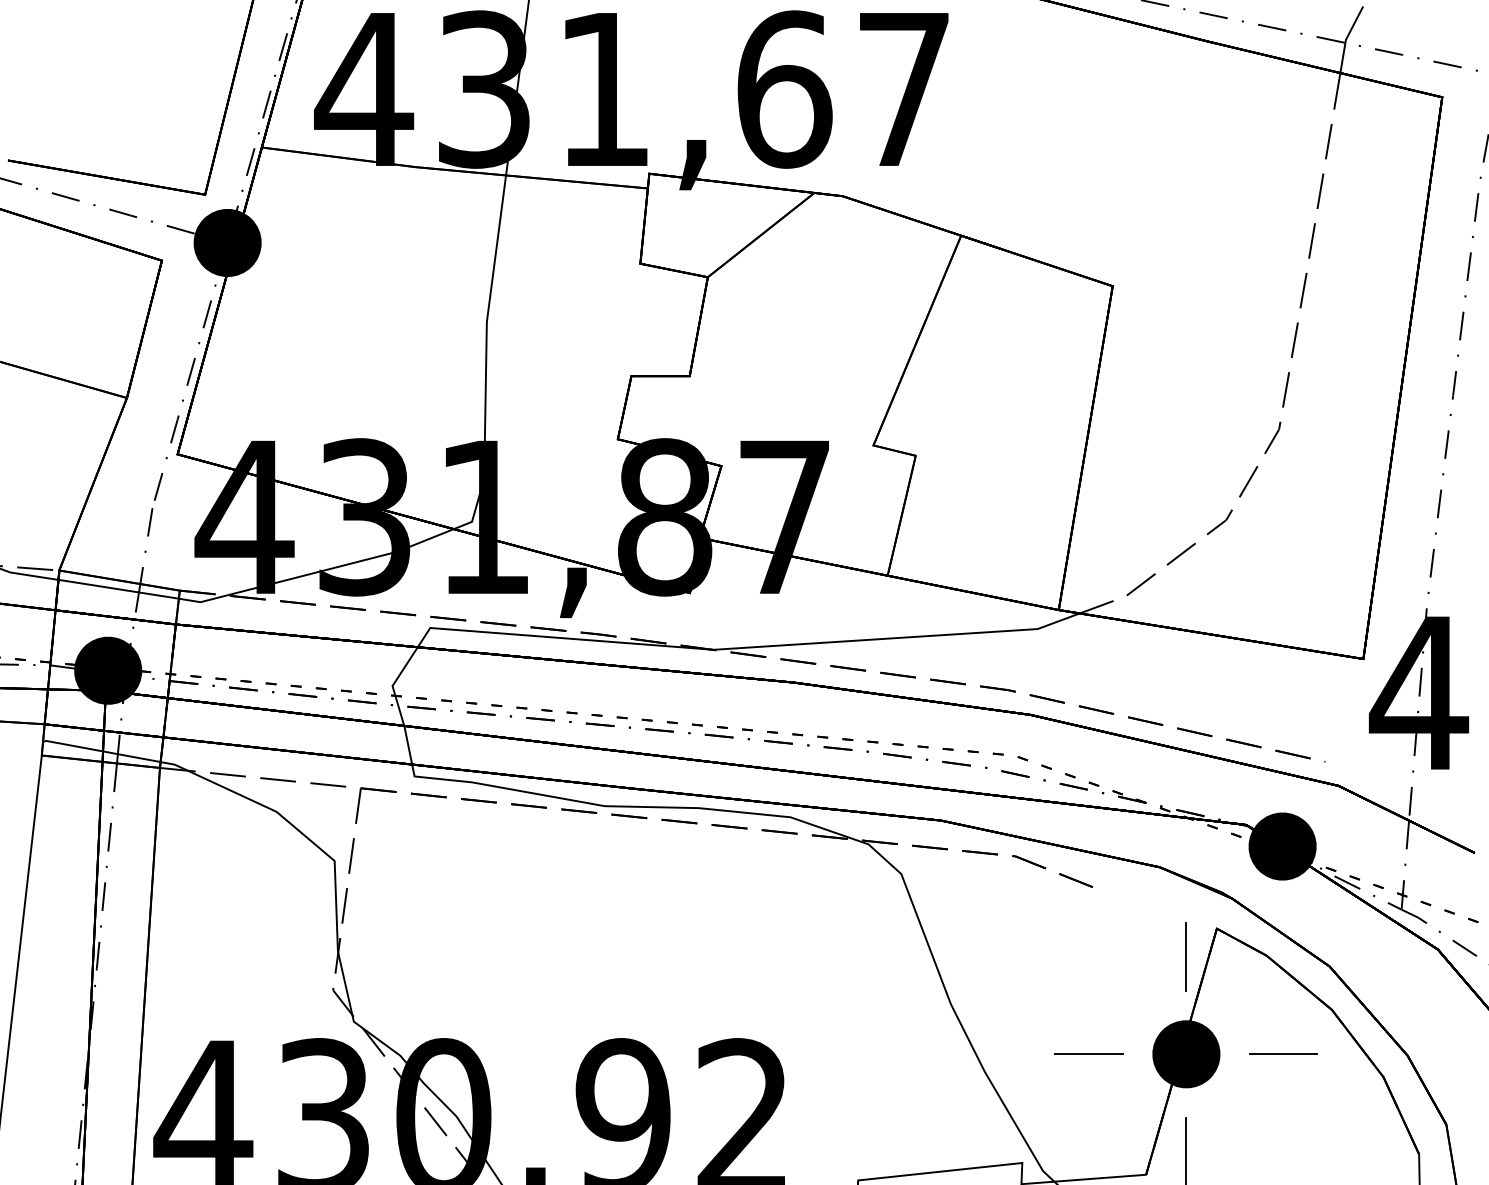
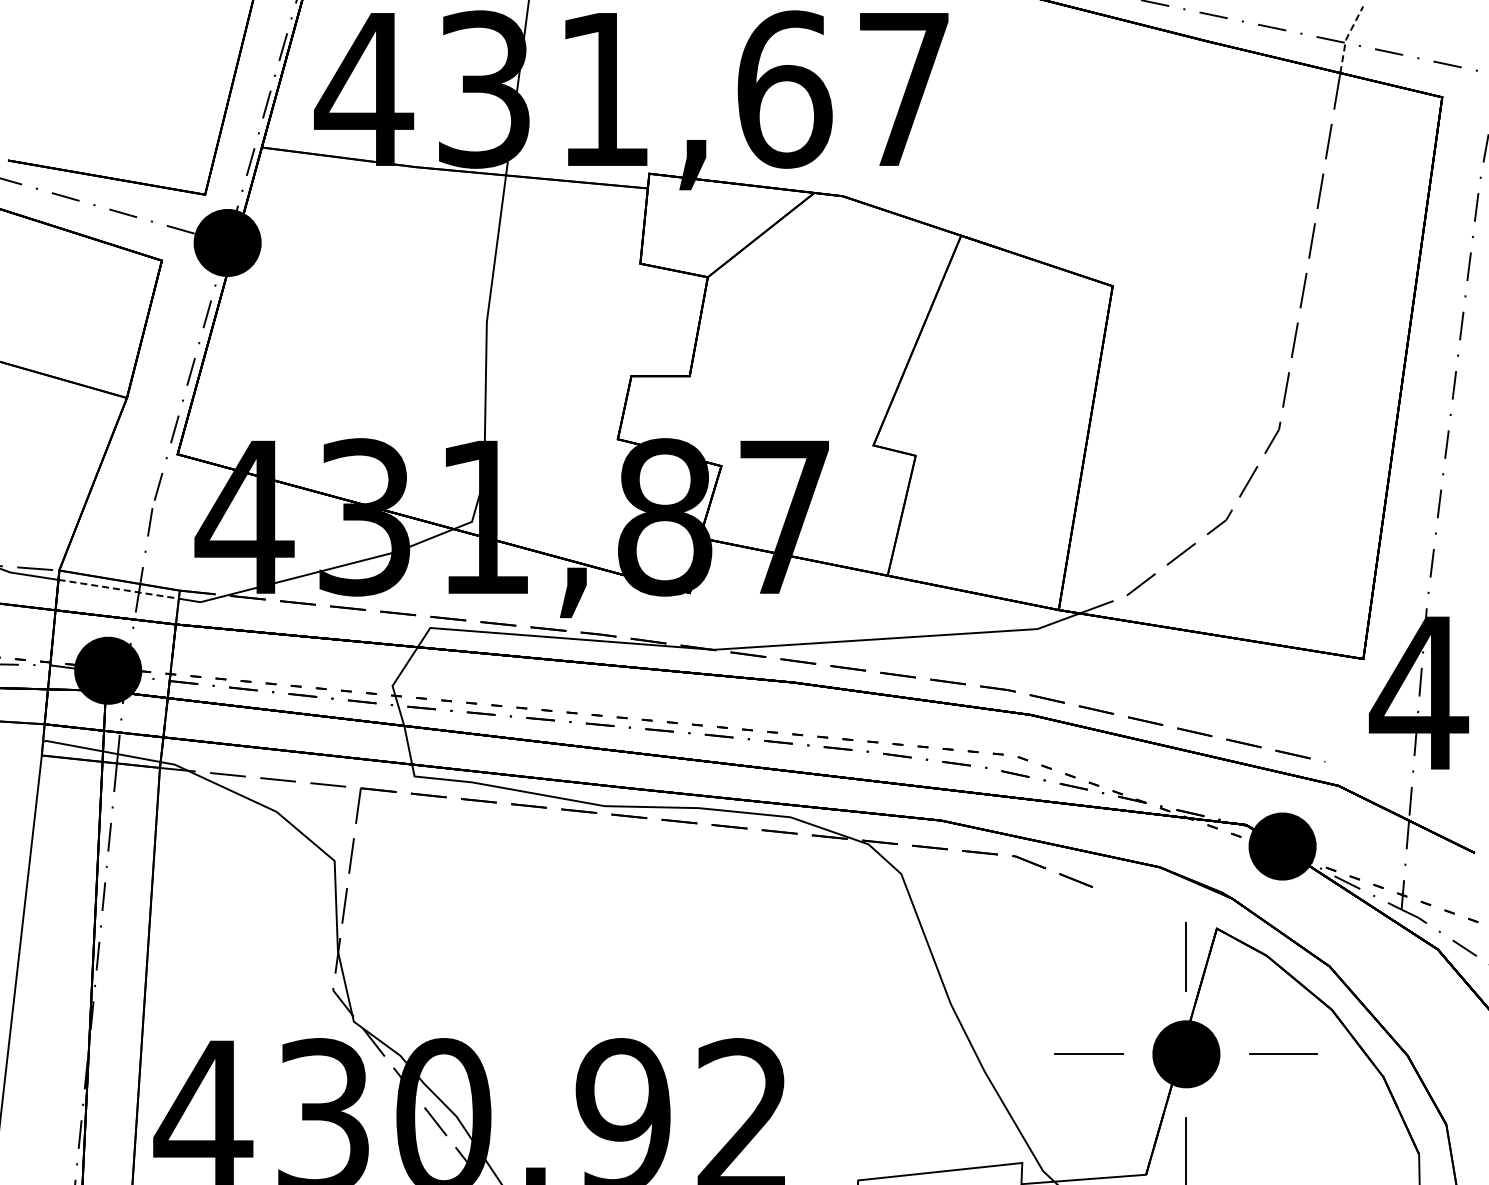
line: solid -> dashed (1346, 38)
line: solid -> dashed (117, 589)
